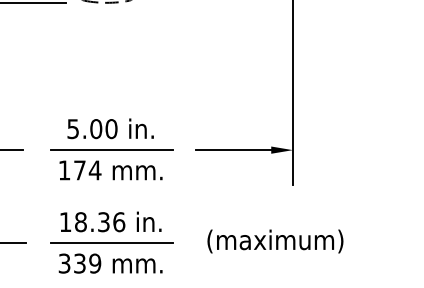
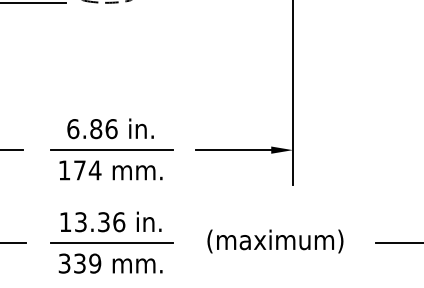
text: 5.00 -> 6.86 (92, 129)
text: 18.36 -> 13.36 (80, 222)
line: none -> present (398, 243)
